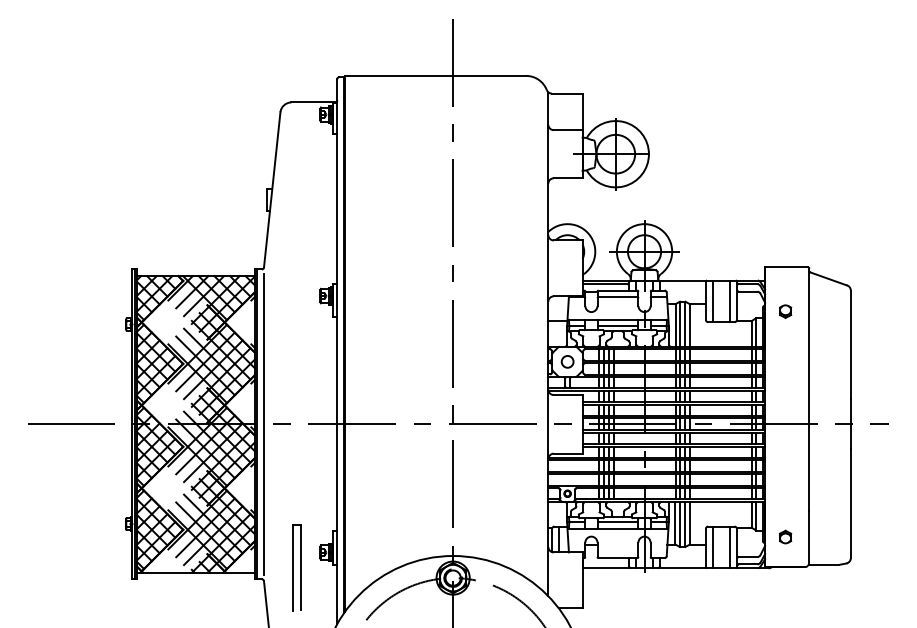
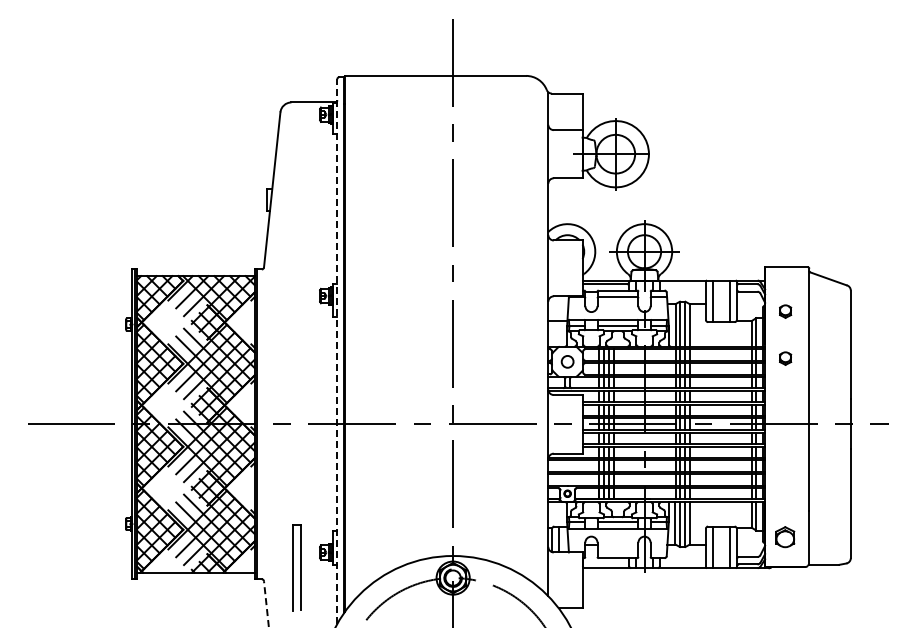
line: solid -> dashed (337, 351)
part: none -> present (785, 358)
line: present -> none (264, 424)
part size: 14x16 px -> 21x23 px (785, 537)
line: solid -> dashed (266, 603)
